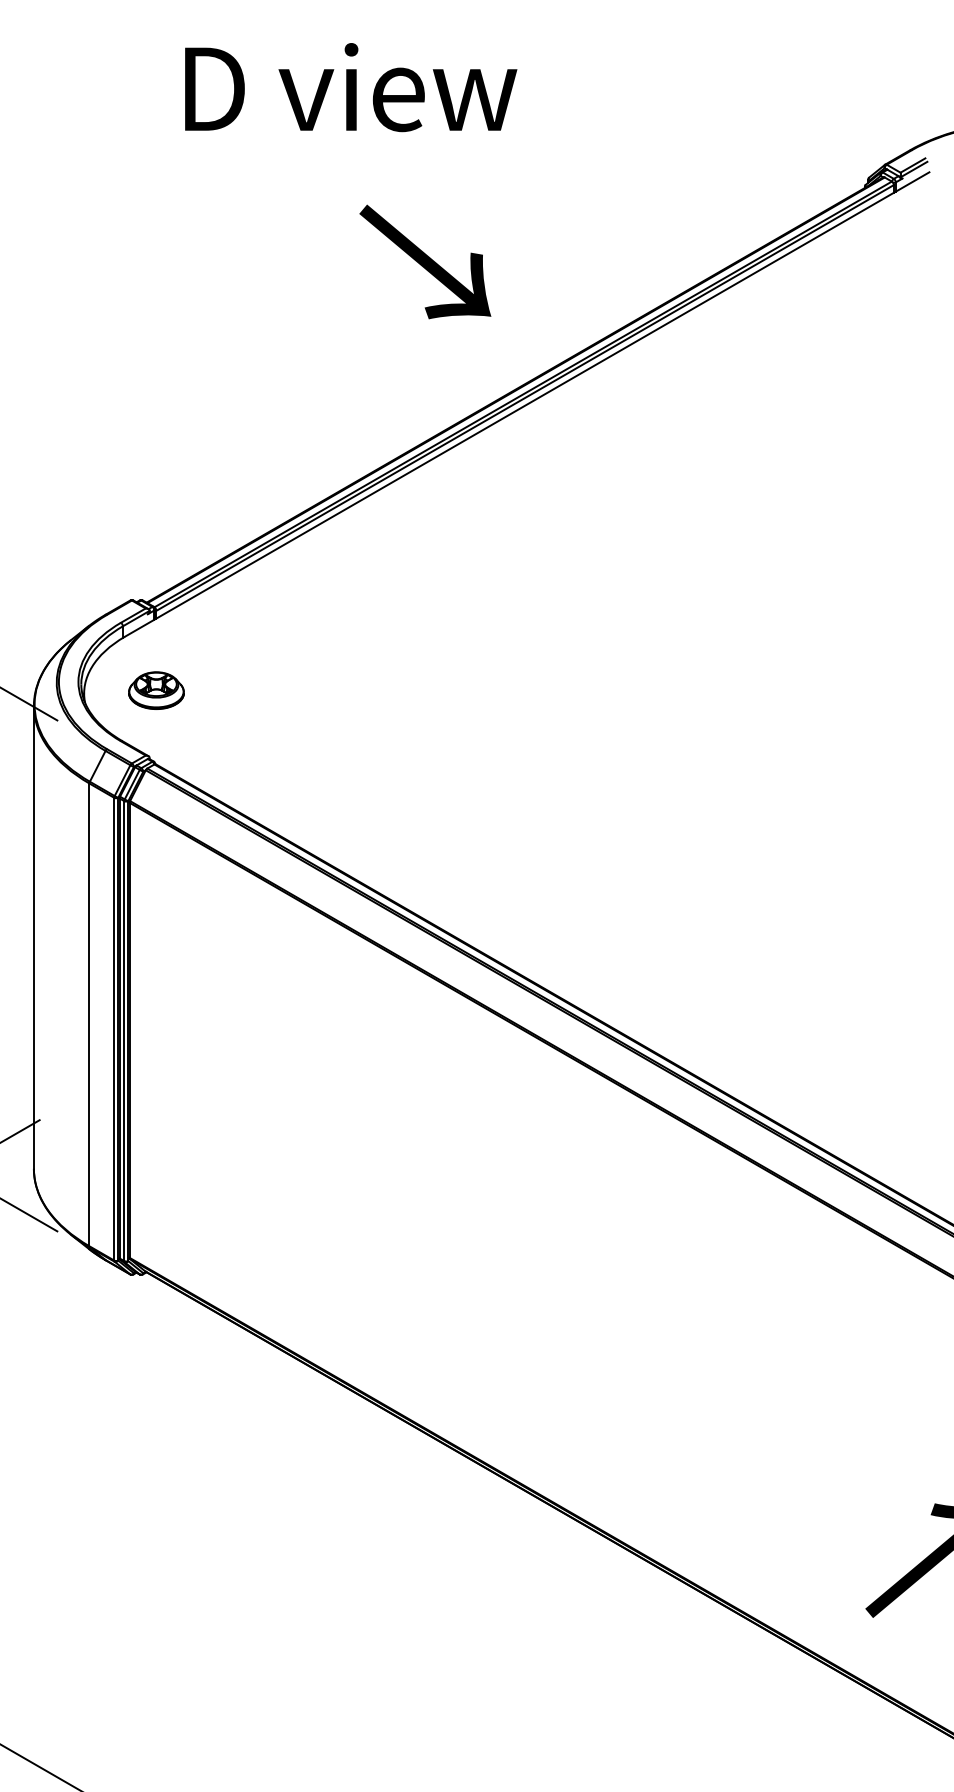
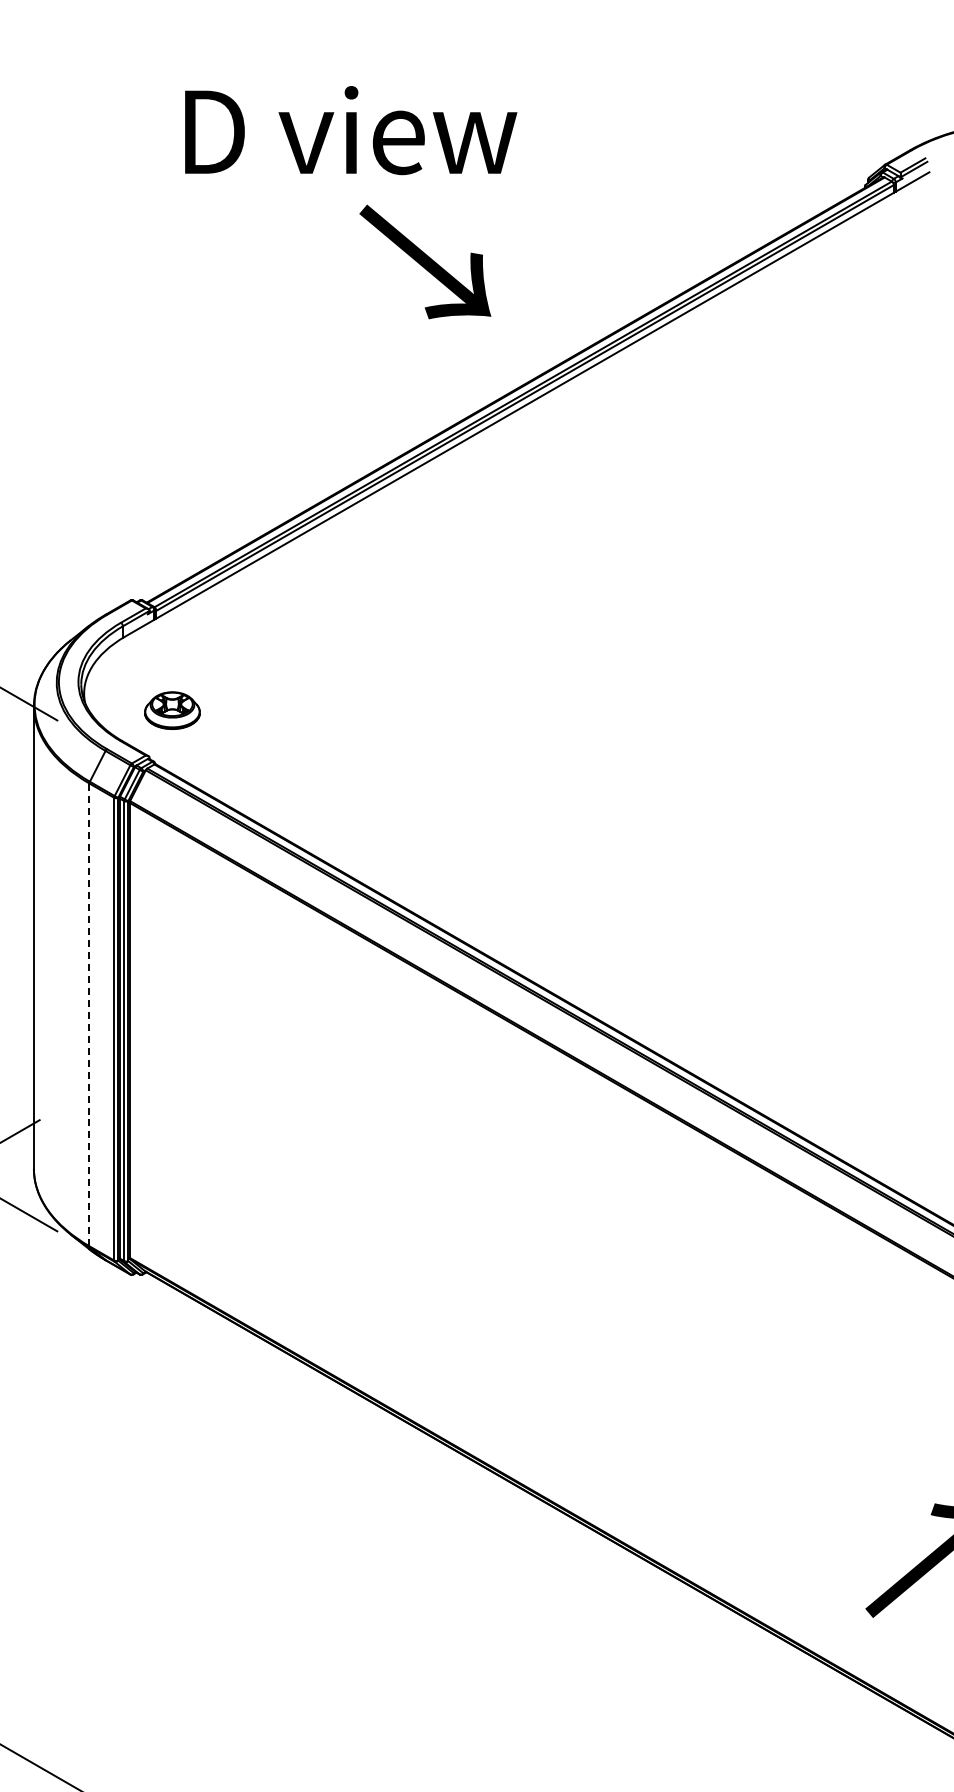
text position: (351, 87) -> (351, 130) (351, 130)
part position: (156, 690) -> (172, 710) (172, 710)
line: solid -> dashed (89, 1014)
